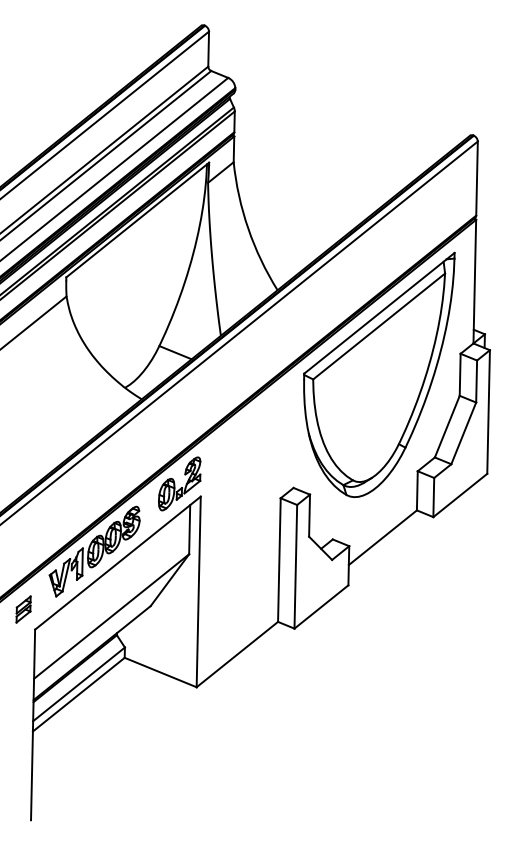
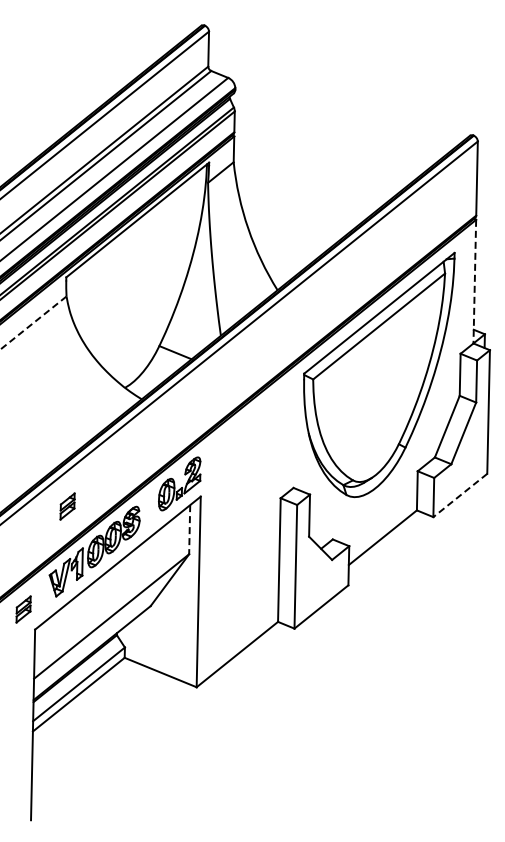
line: solid -> dashed (474, 281)
line: solid -> dashed (33, 323)
line: solid -> dashed (460, 495)
part: none -> present (67, 506)
line: solid -> dashed (189, 529)
